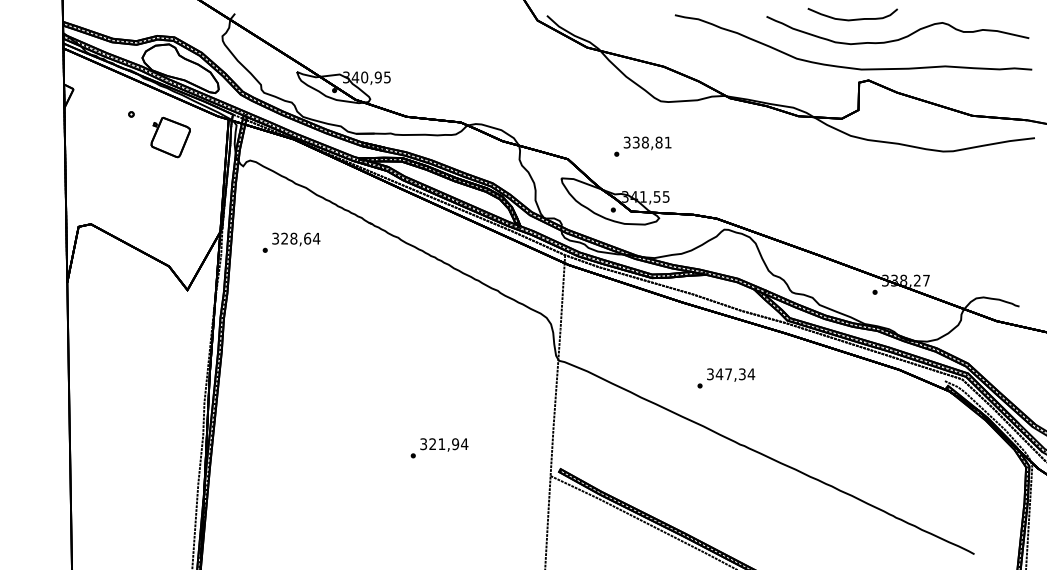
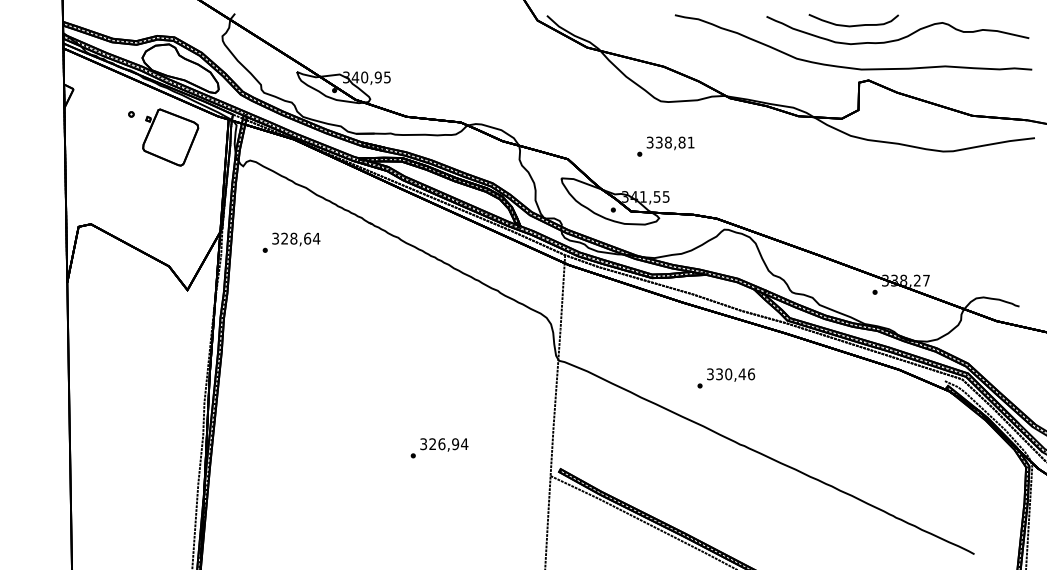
curve position: (855, 18) -> (856, 24) (856, 24)
part size: 41x43 px -> 58x59 px (170, 137)
text position: (642, 146) -> (665, 146) (665, 146)
text: 347,34 -> 330,46 (734, 374)
text: 321,94 -> 326,94 (441, 444)
